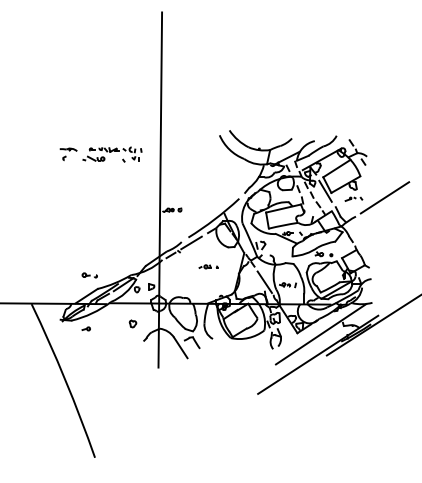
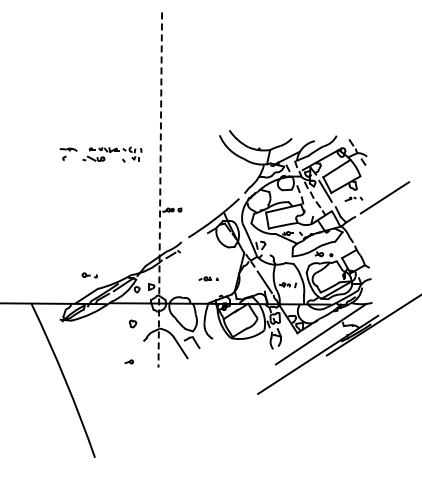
line: solid -> dashed (160, 190)
line: present -> none (191, 242)
part position: (208, 266) -> (208, 278) (208, 278)
part position: (85, 328) -> (128, 361) (128, 361)
